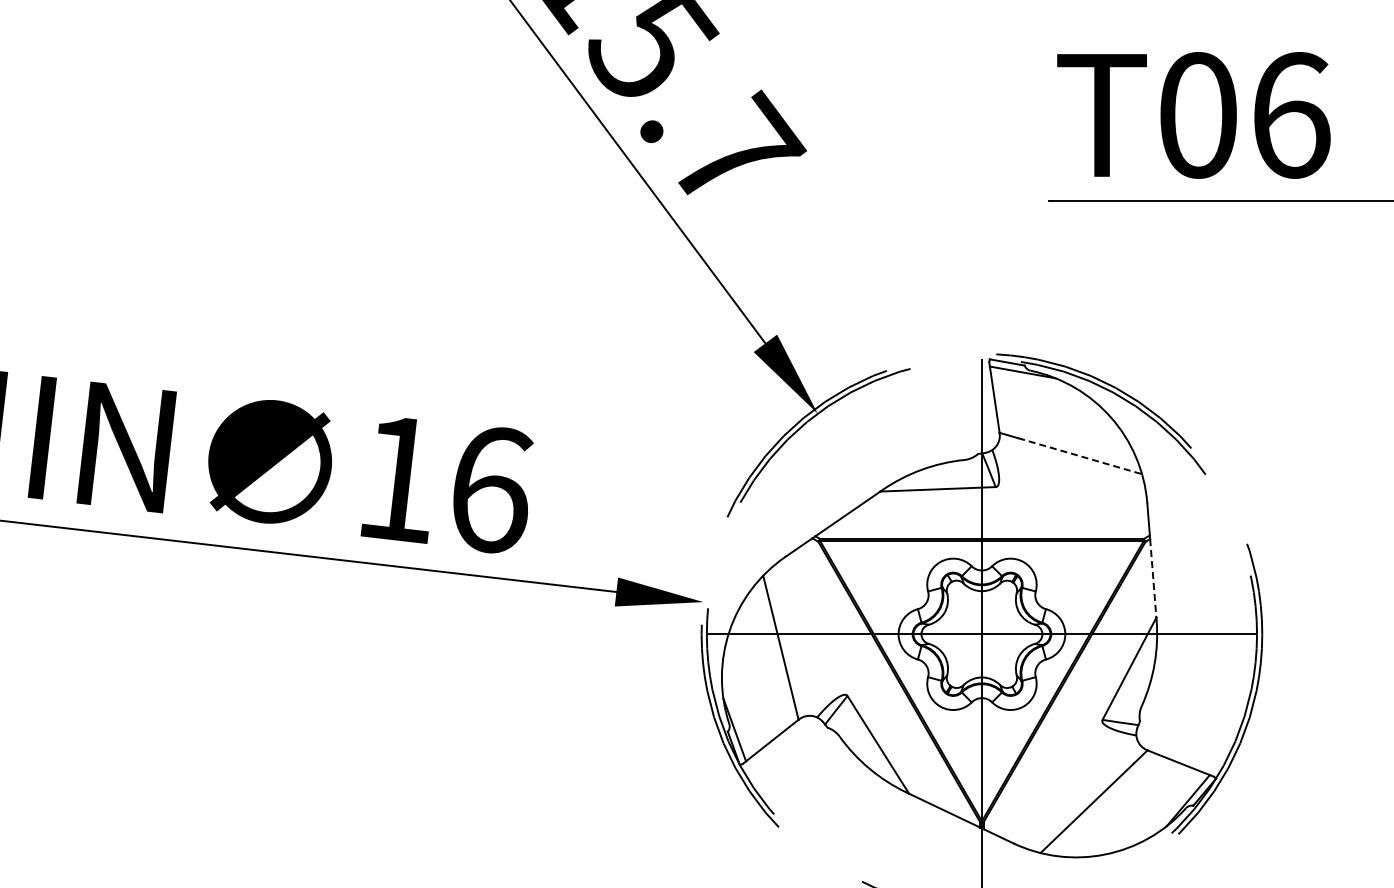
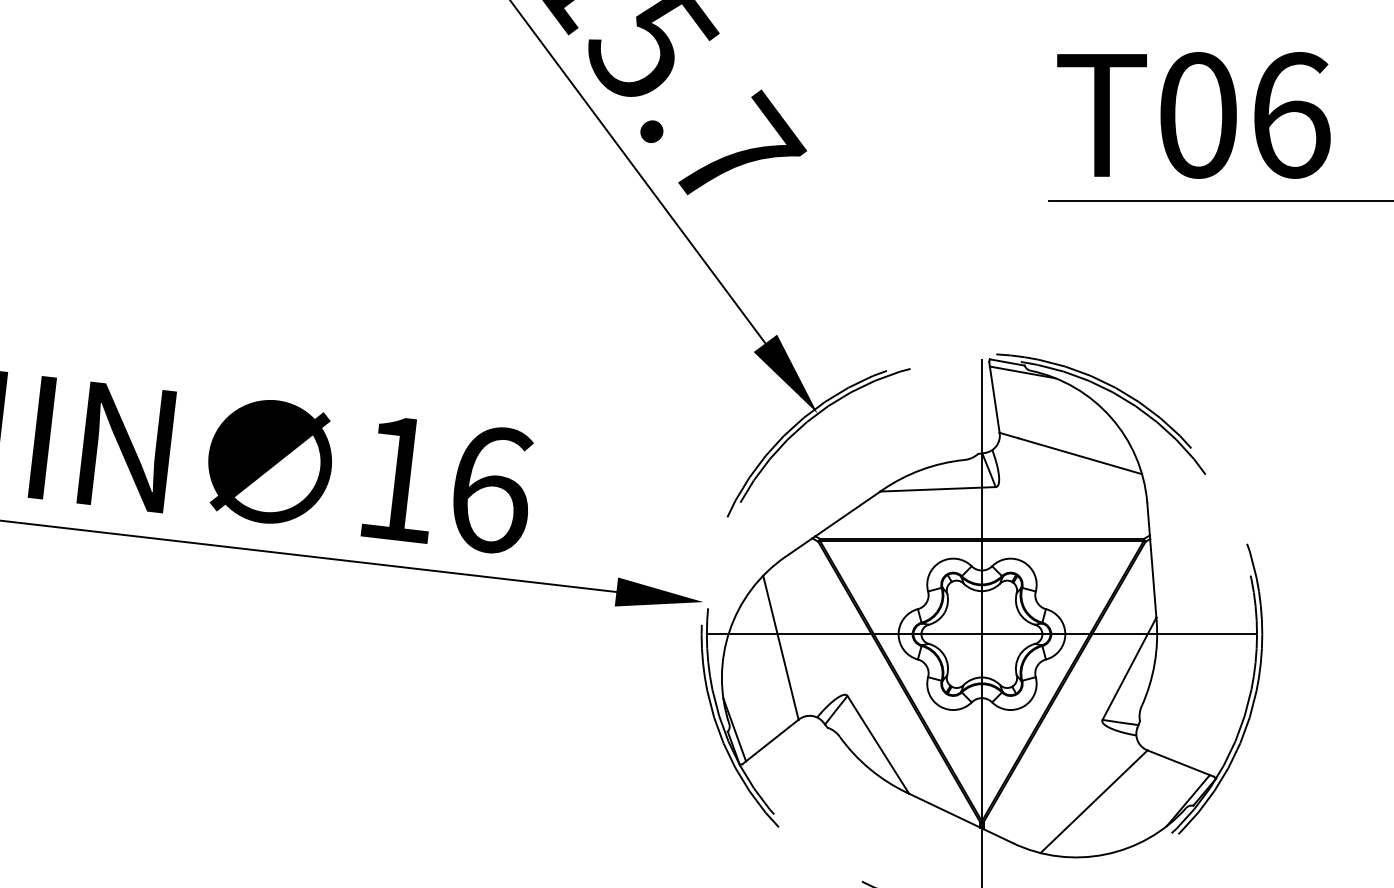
line: dashed -> solid (1080, 456)
line: dashed -> solid (1153, 578)
